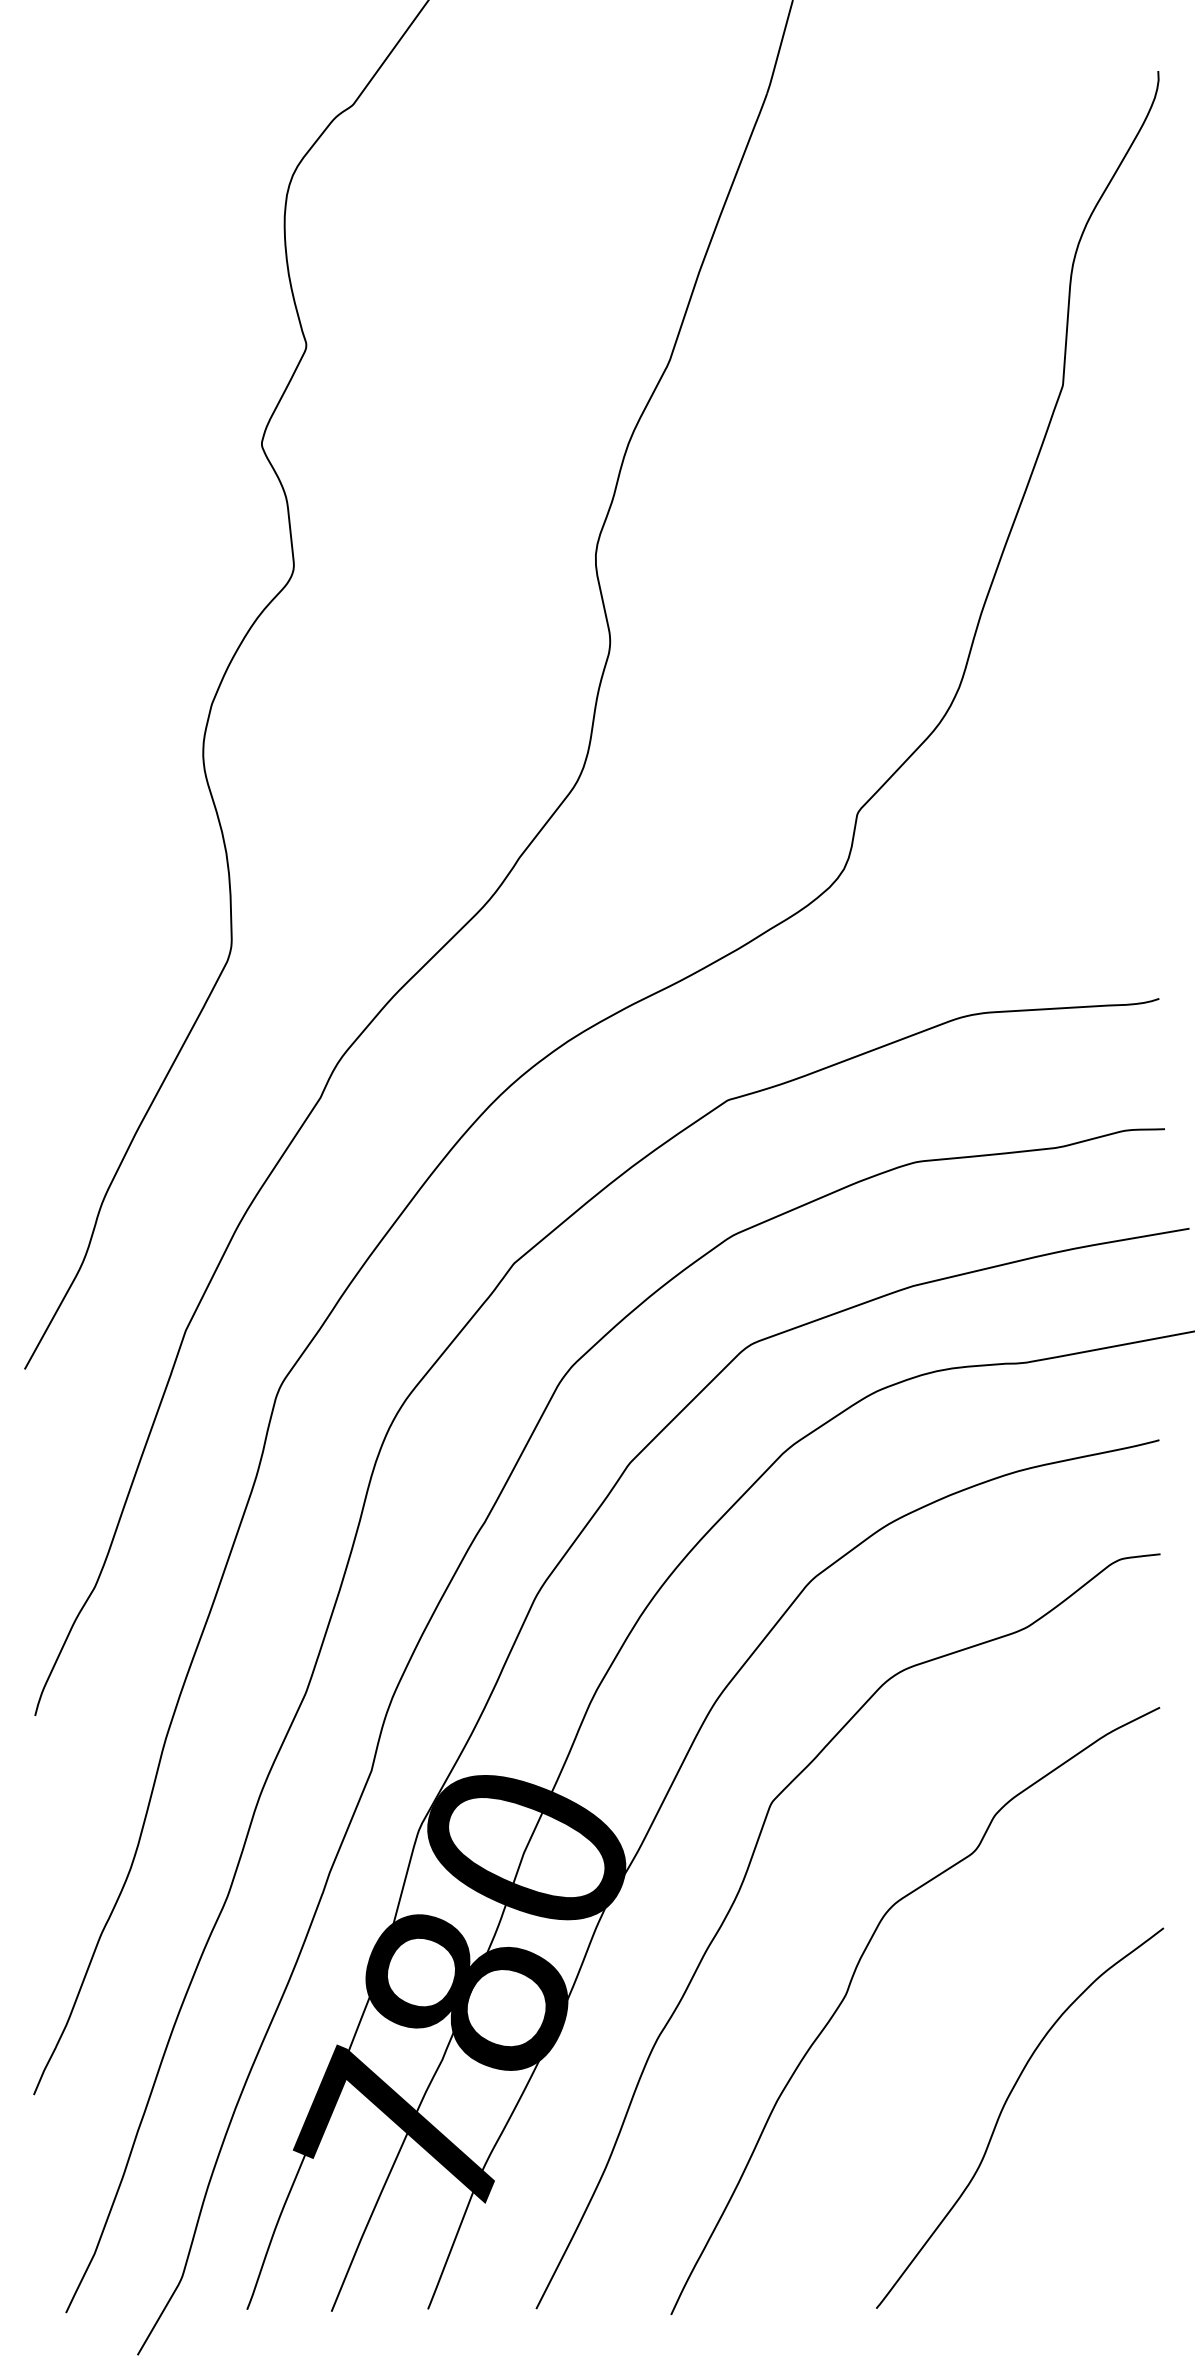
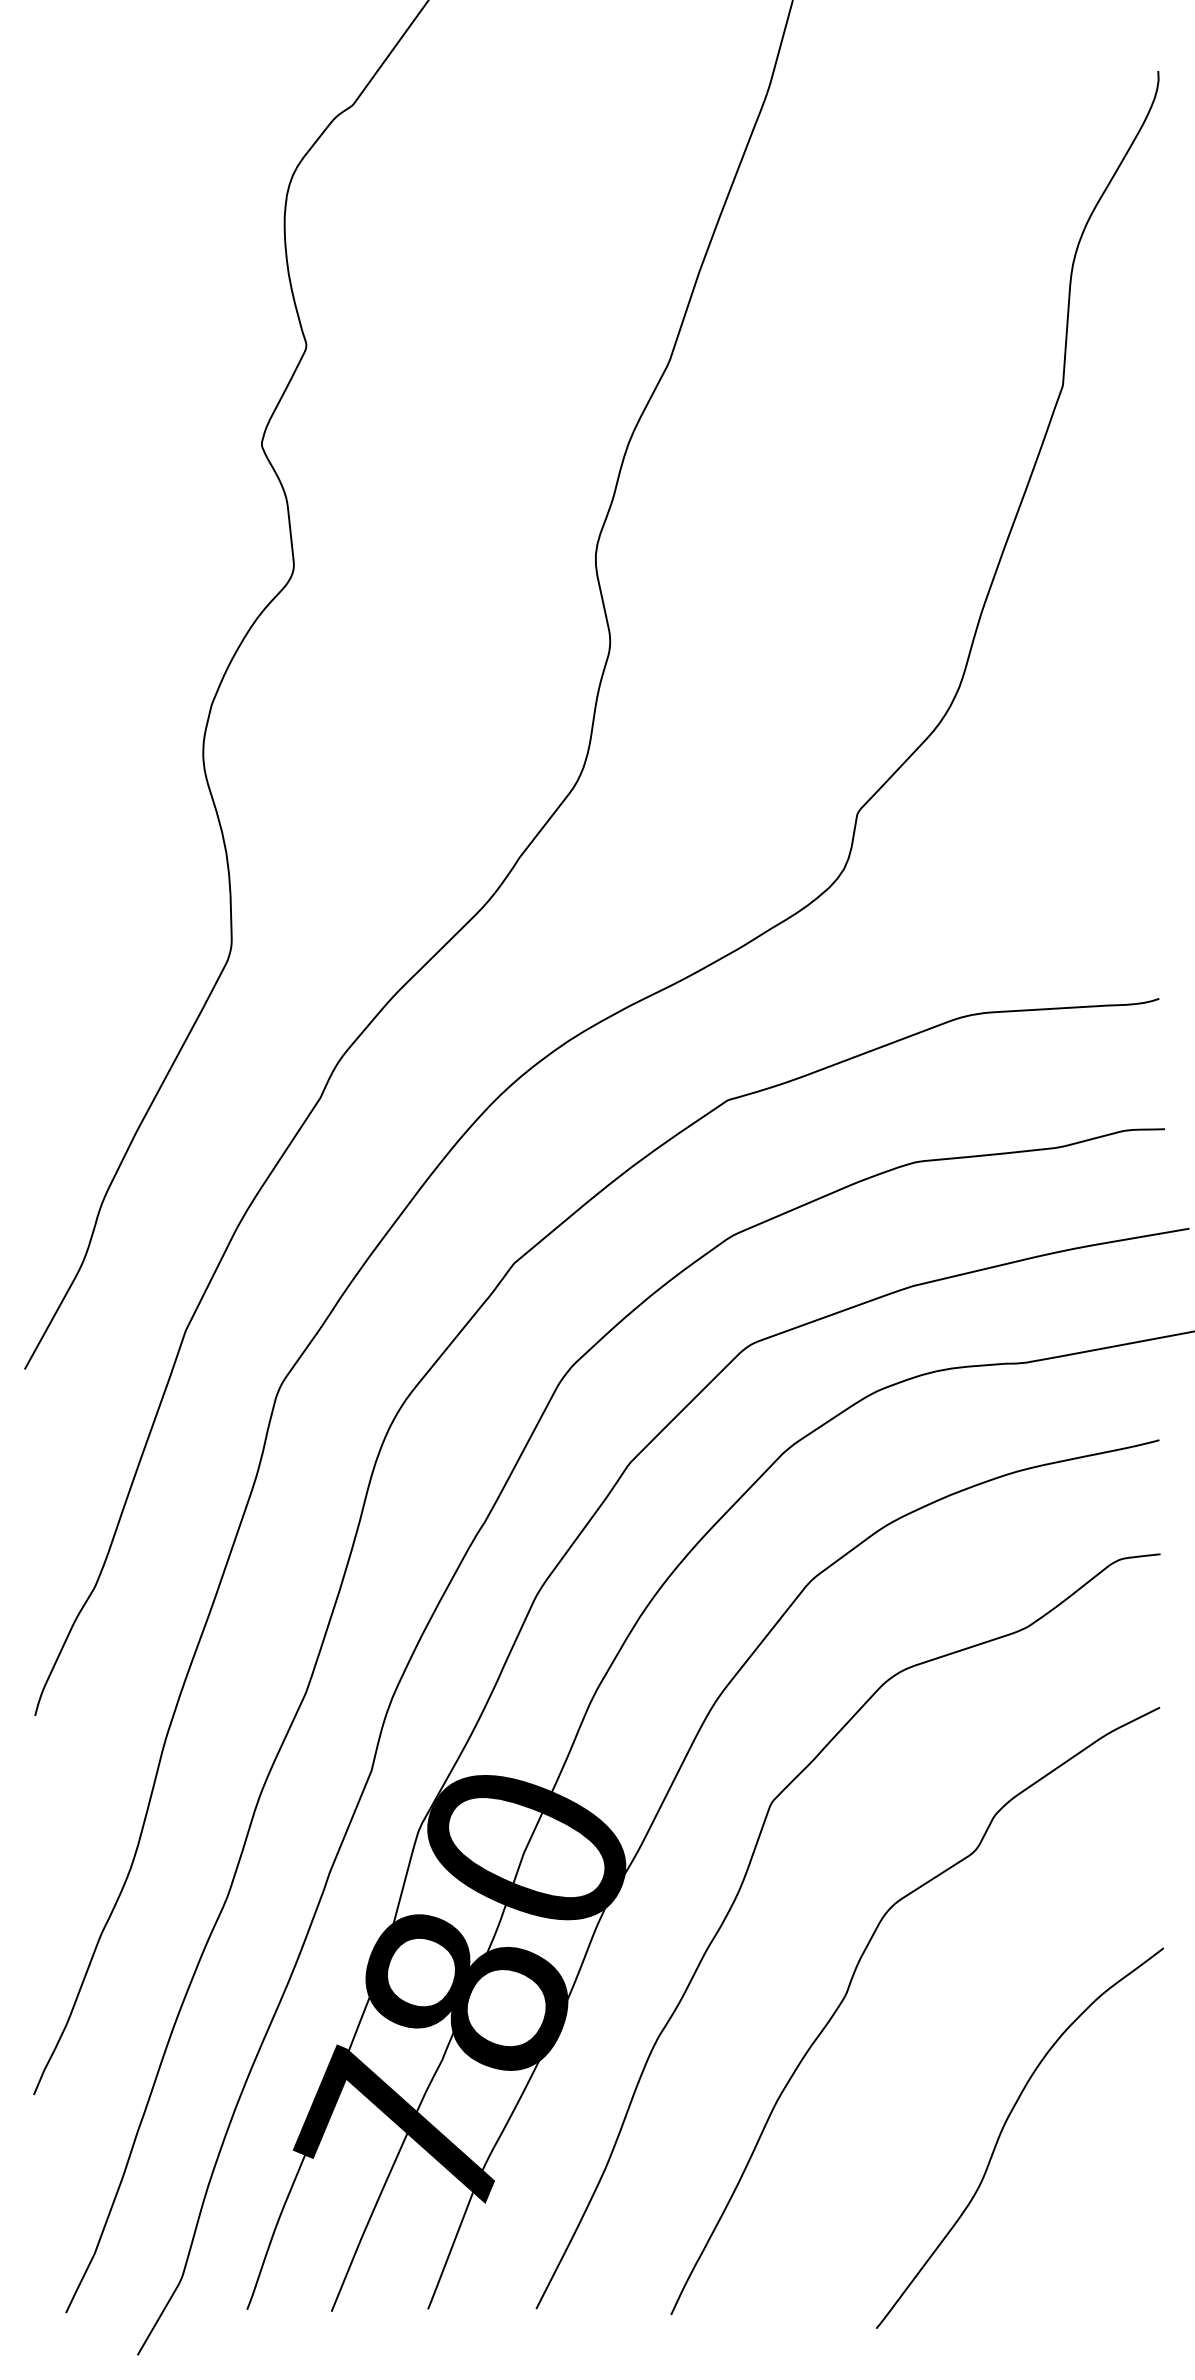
curve position: (1003, 2109) -> (1003, 2129) (1003, 2129)
